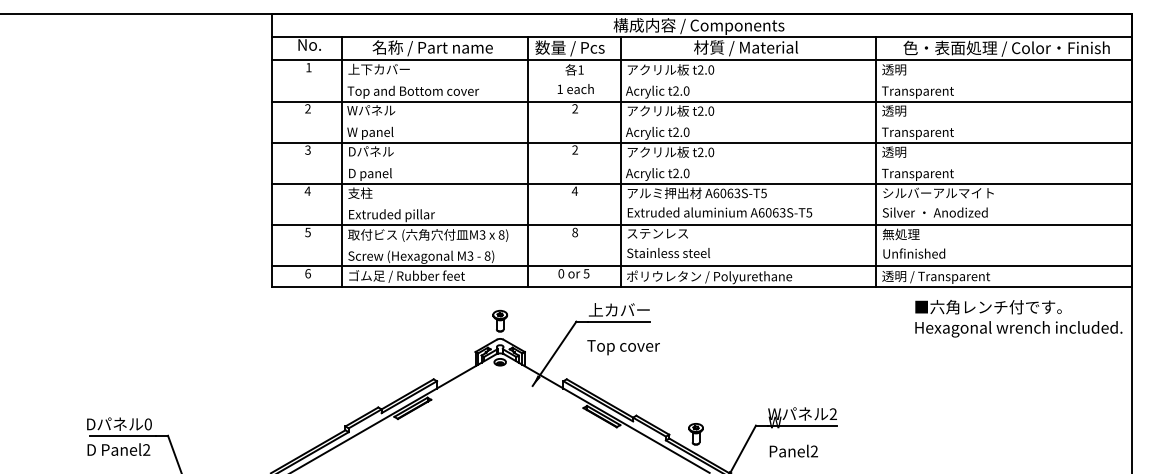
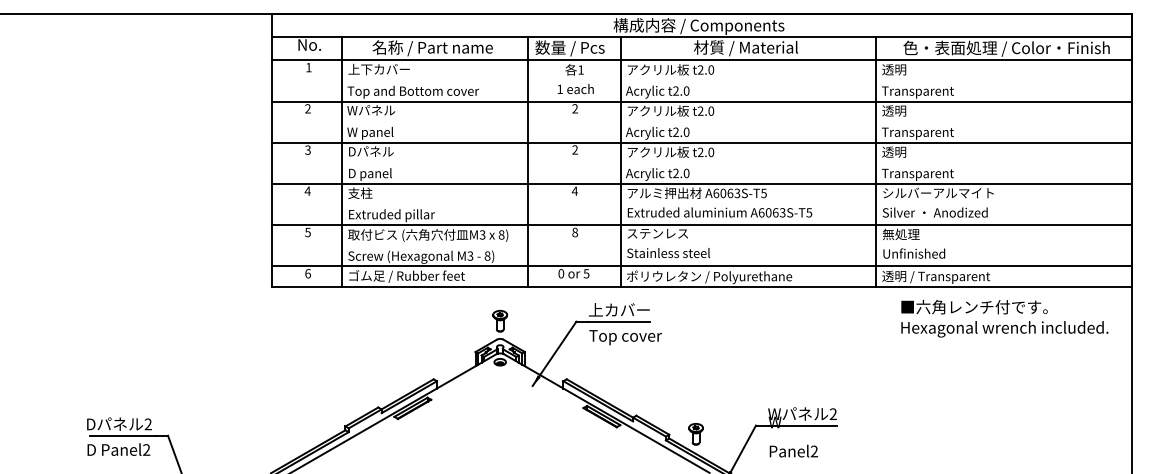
text position: (1018, 318) -> (1004, 318) (1004, 318)
text position: (623, 347) -> (625, 337) (625, 337)
text: 0 -> 2 (147, 424)
